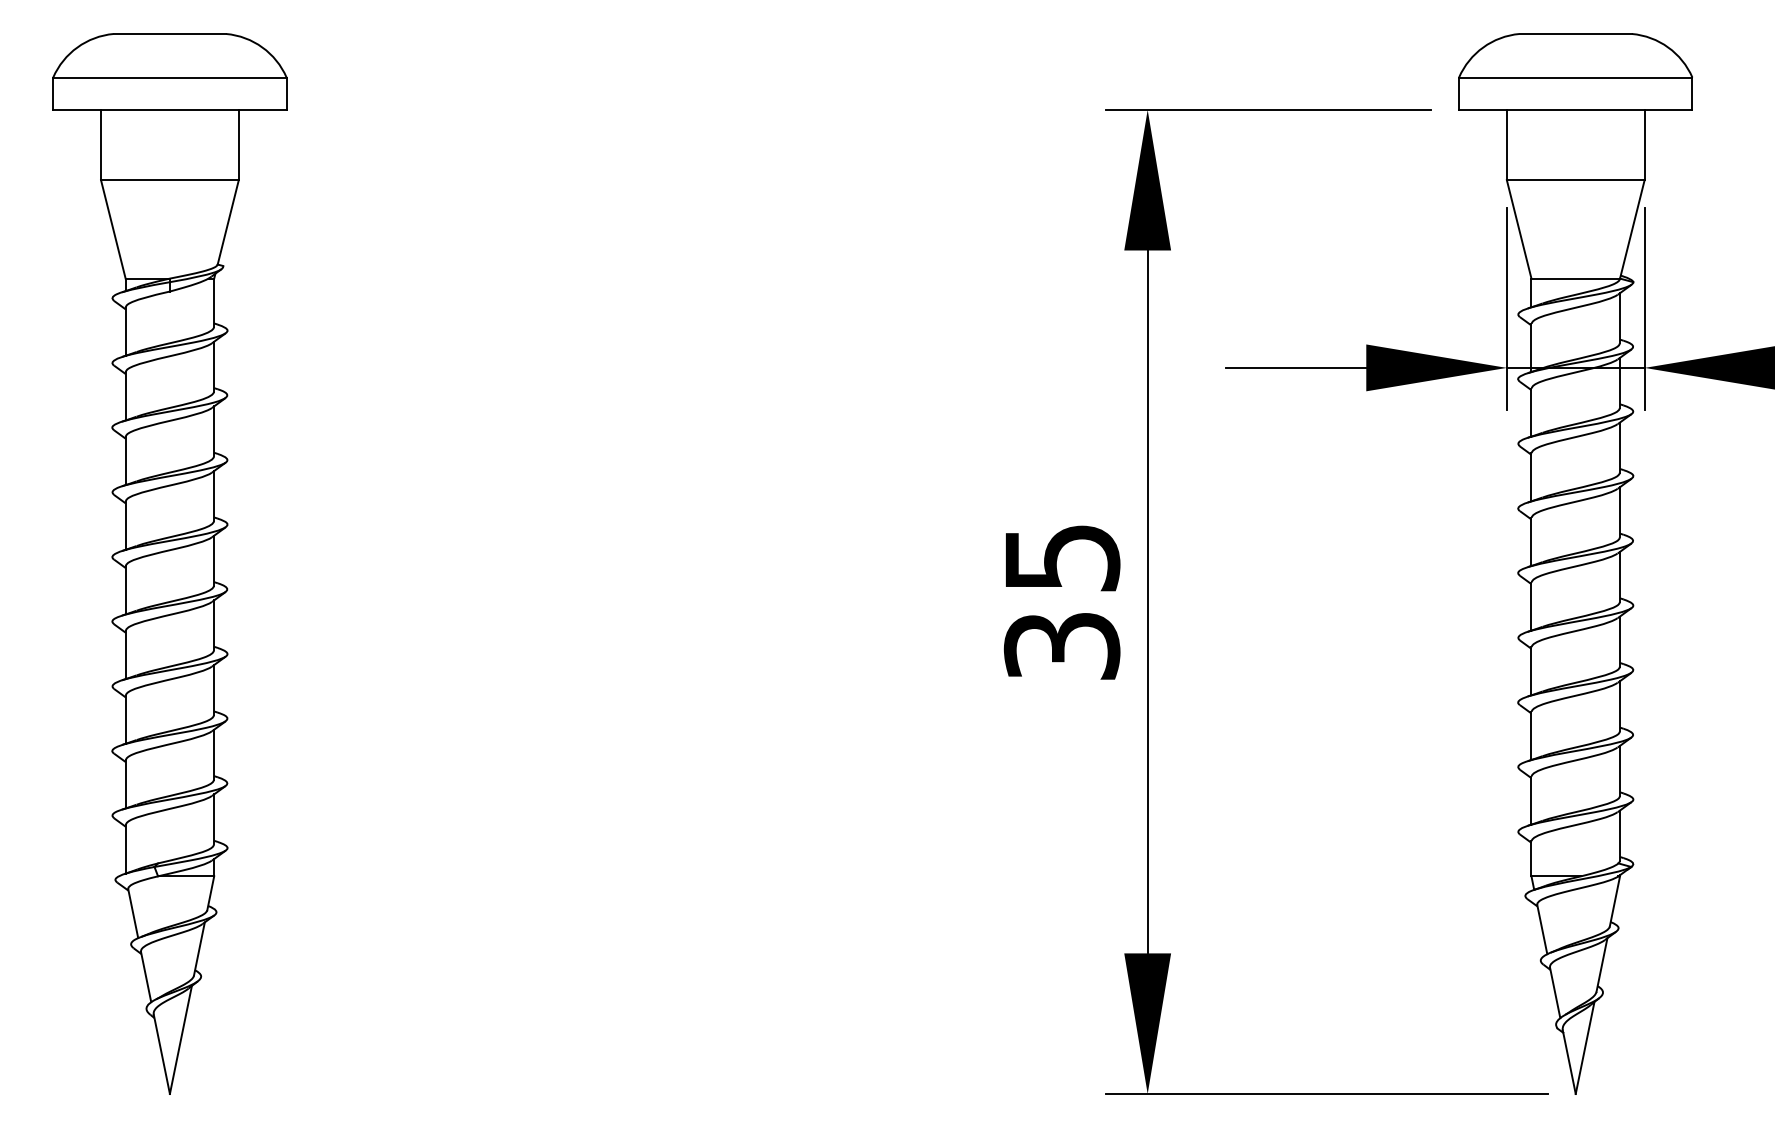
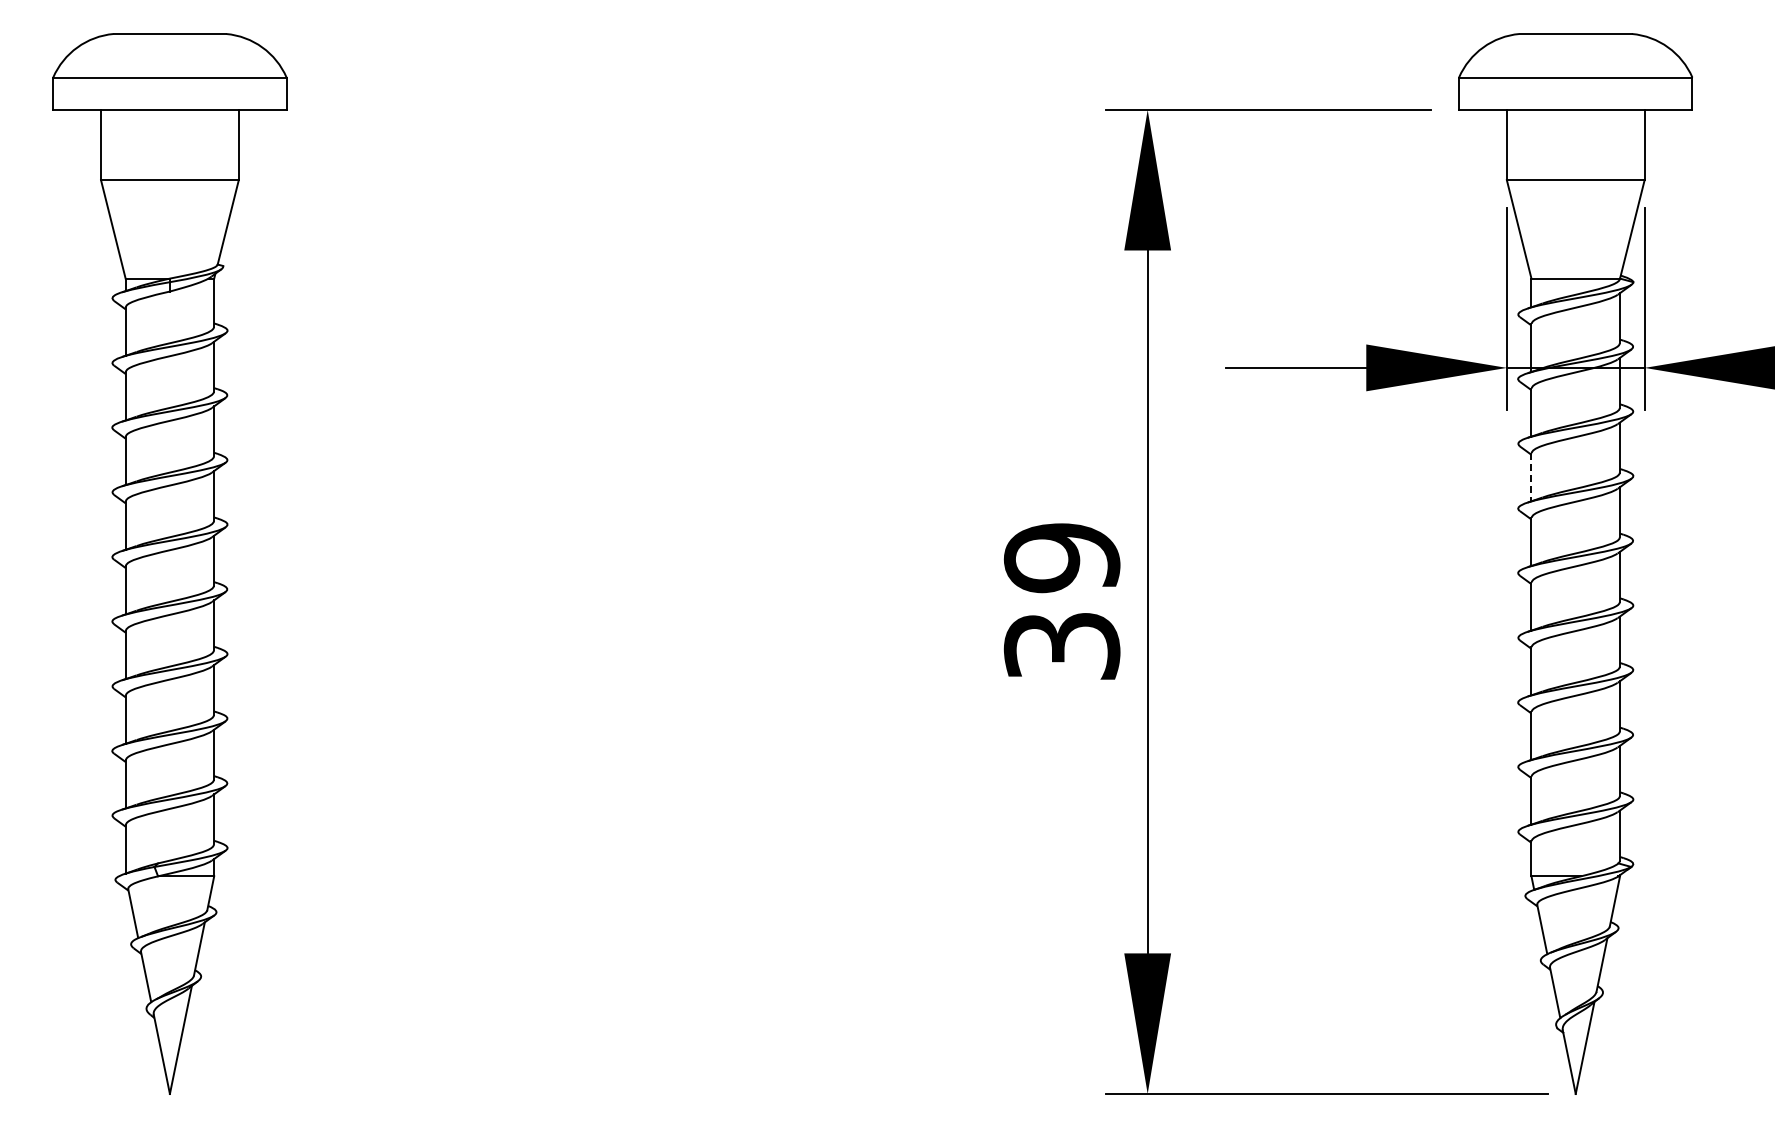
line: solid -> dashed (1531, 477)
text: 35 -> 39 (1061, 558)
